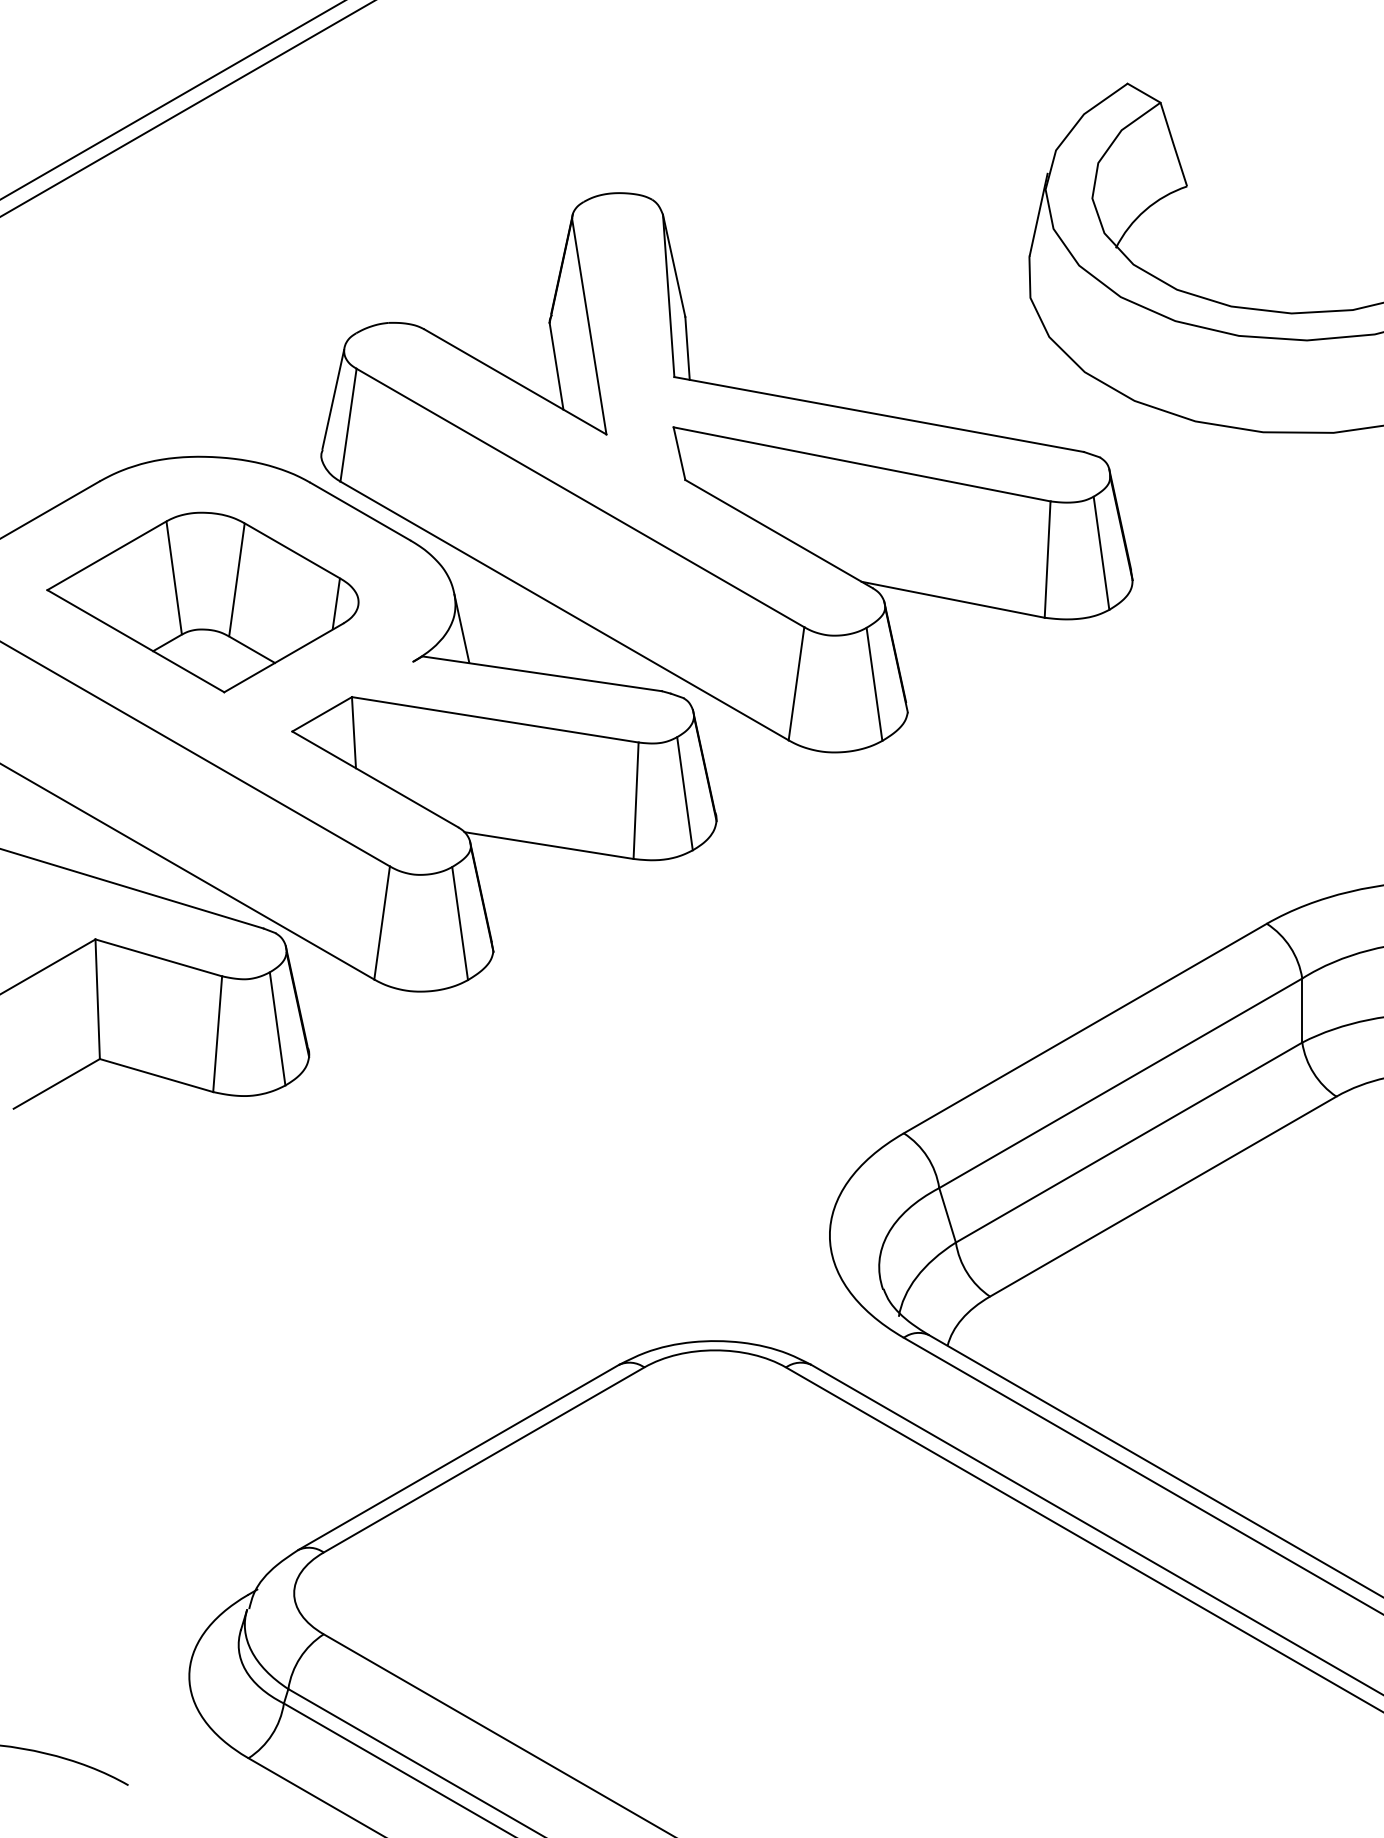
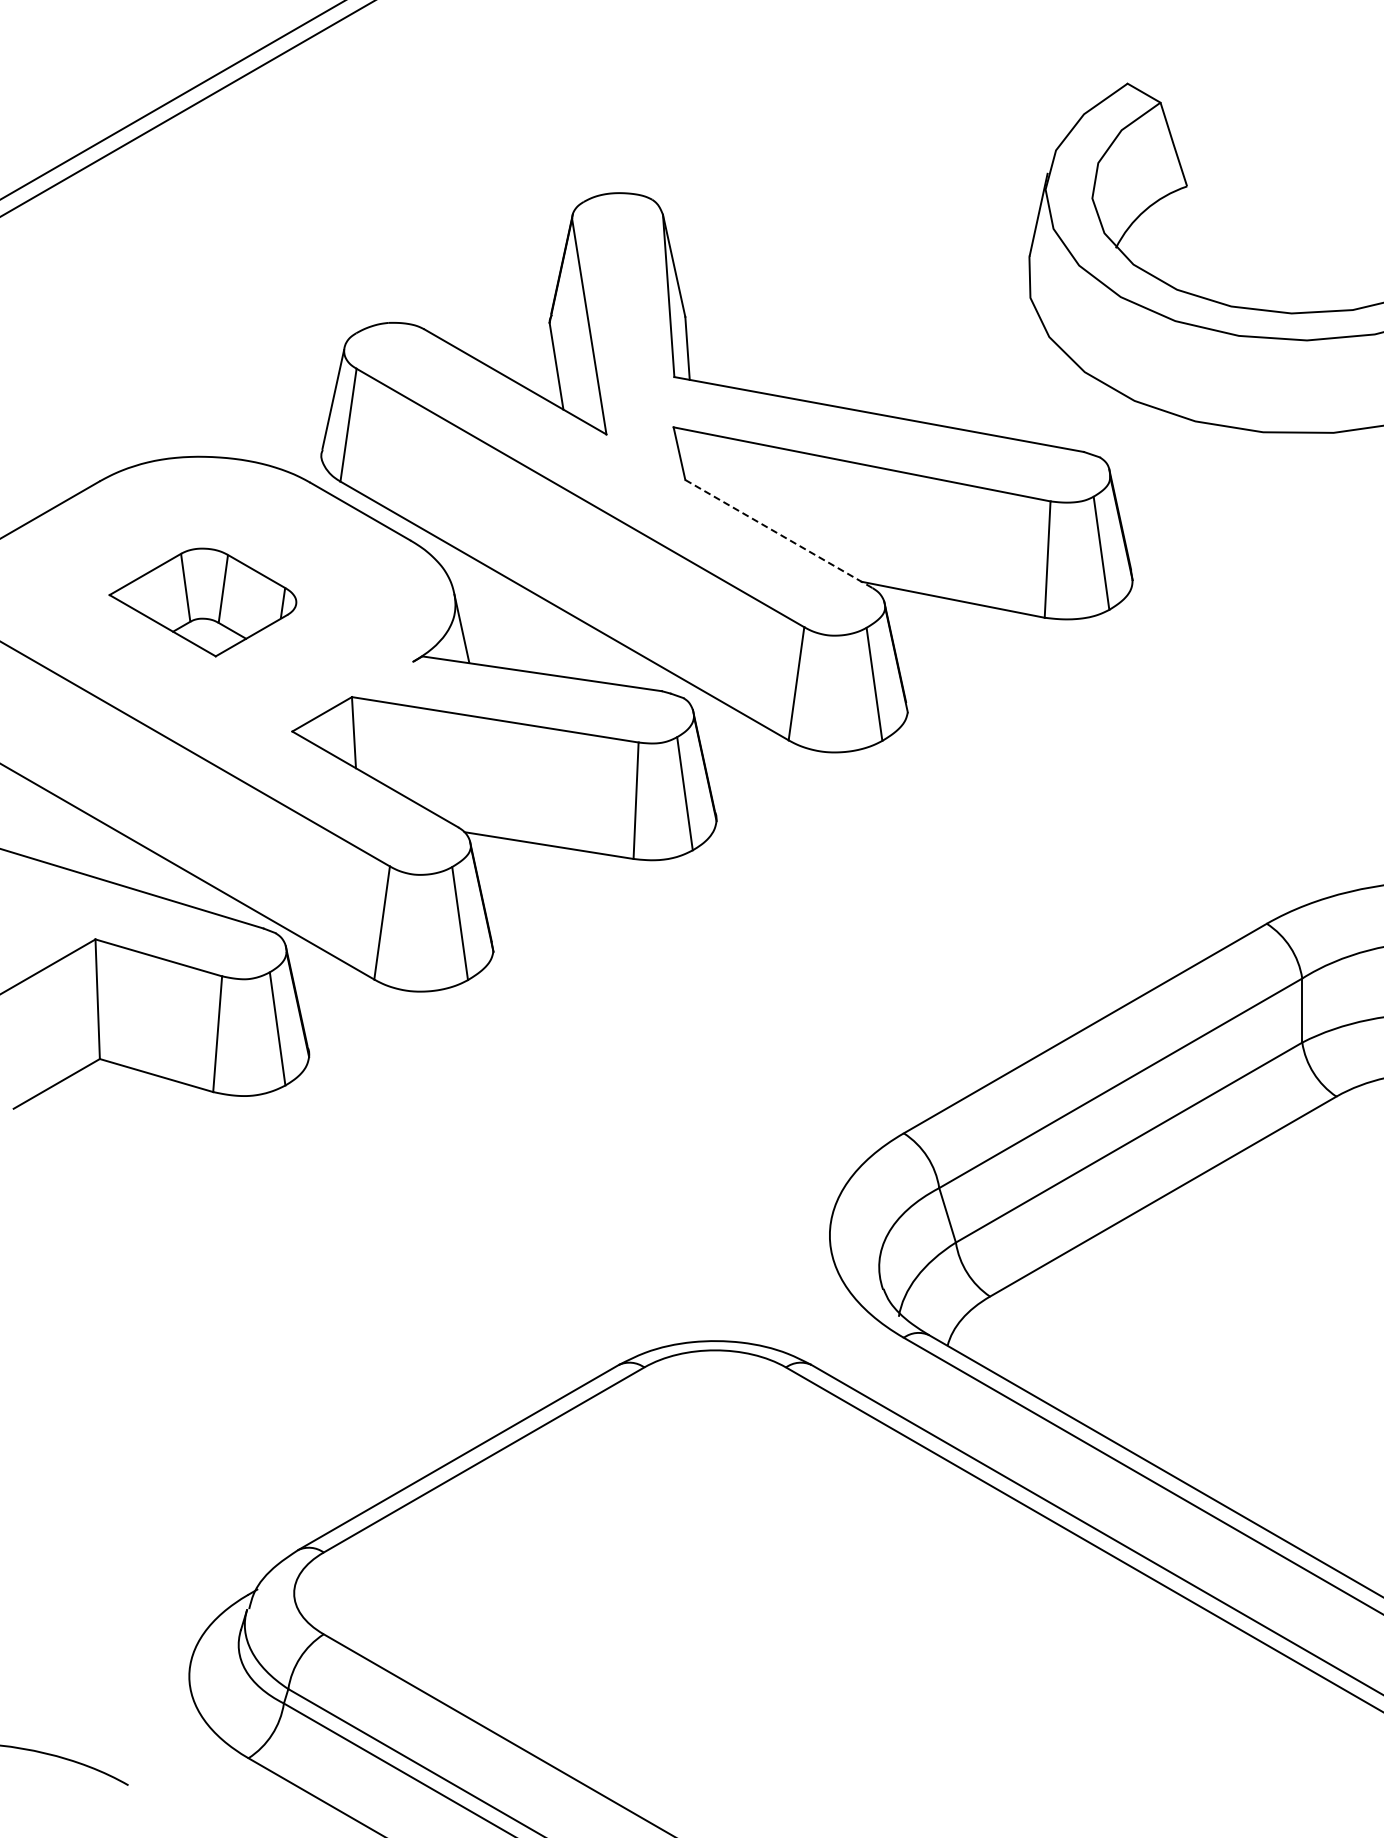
line: solid -> dashed (779, 534)
part size: 314x183 px -> 190x111 px (202, 602)
